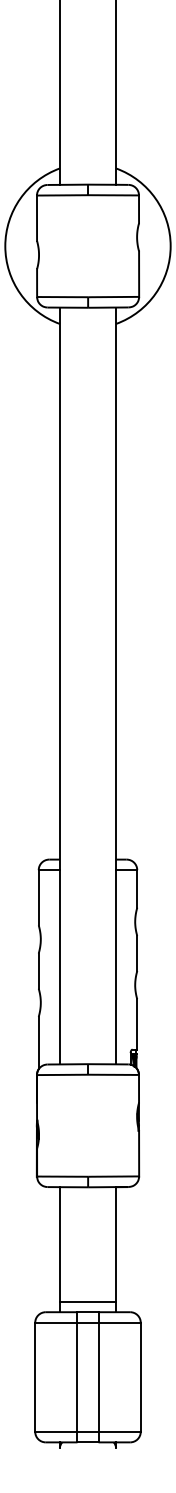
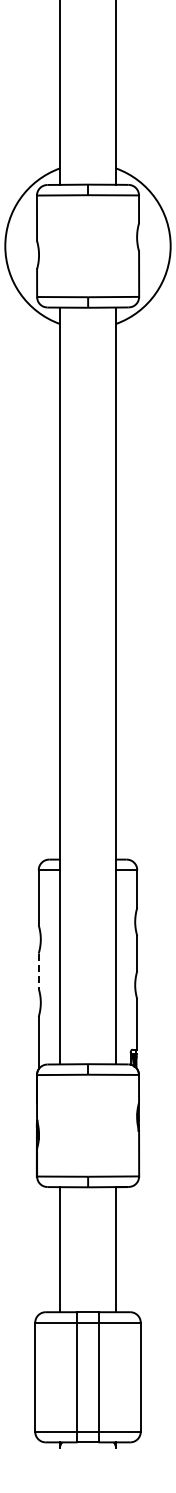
line: solid -> dashed (38, 971)
line: present -> none (87, 1301)
